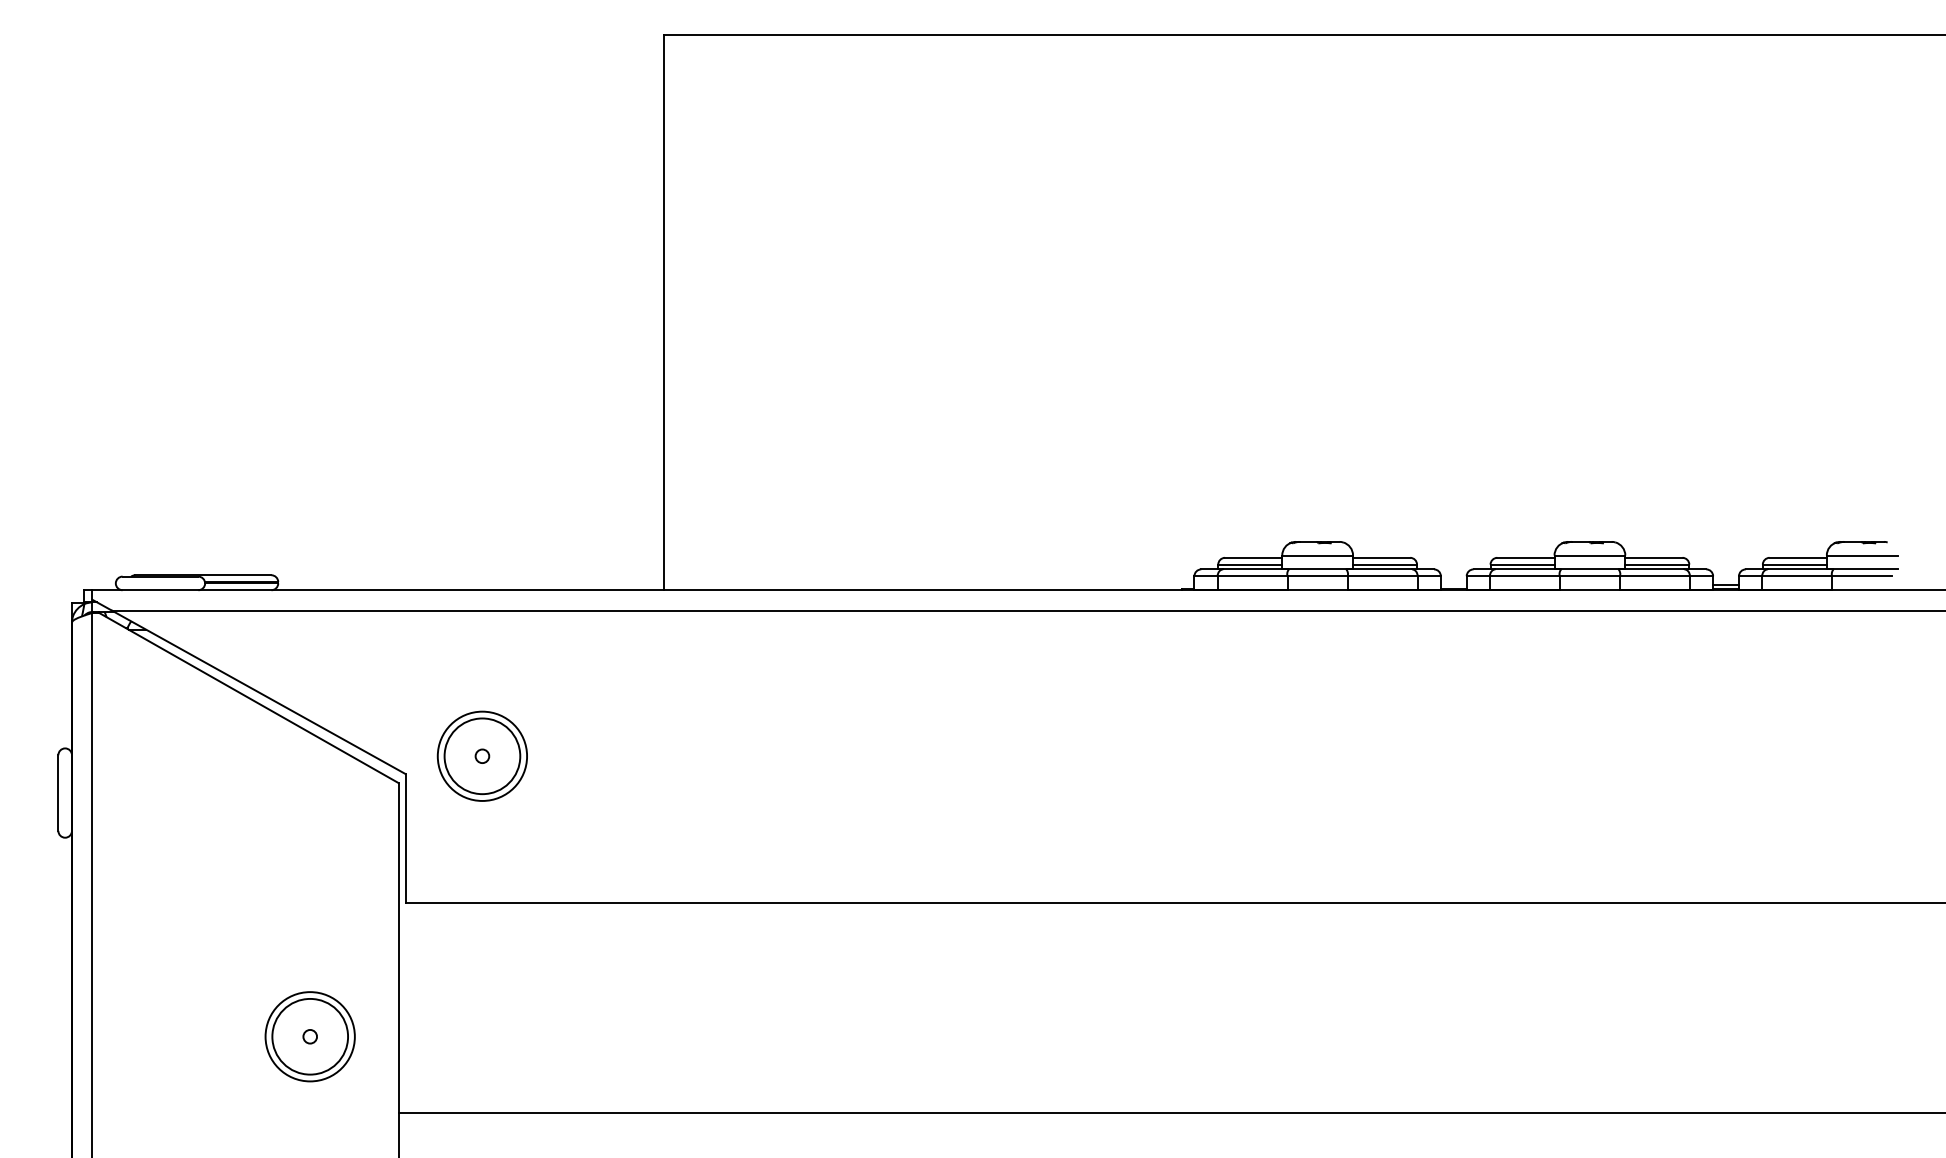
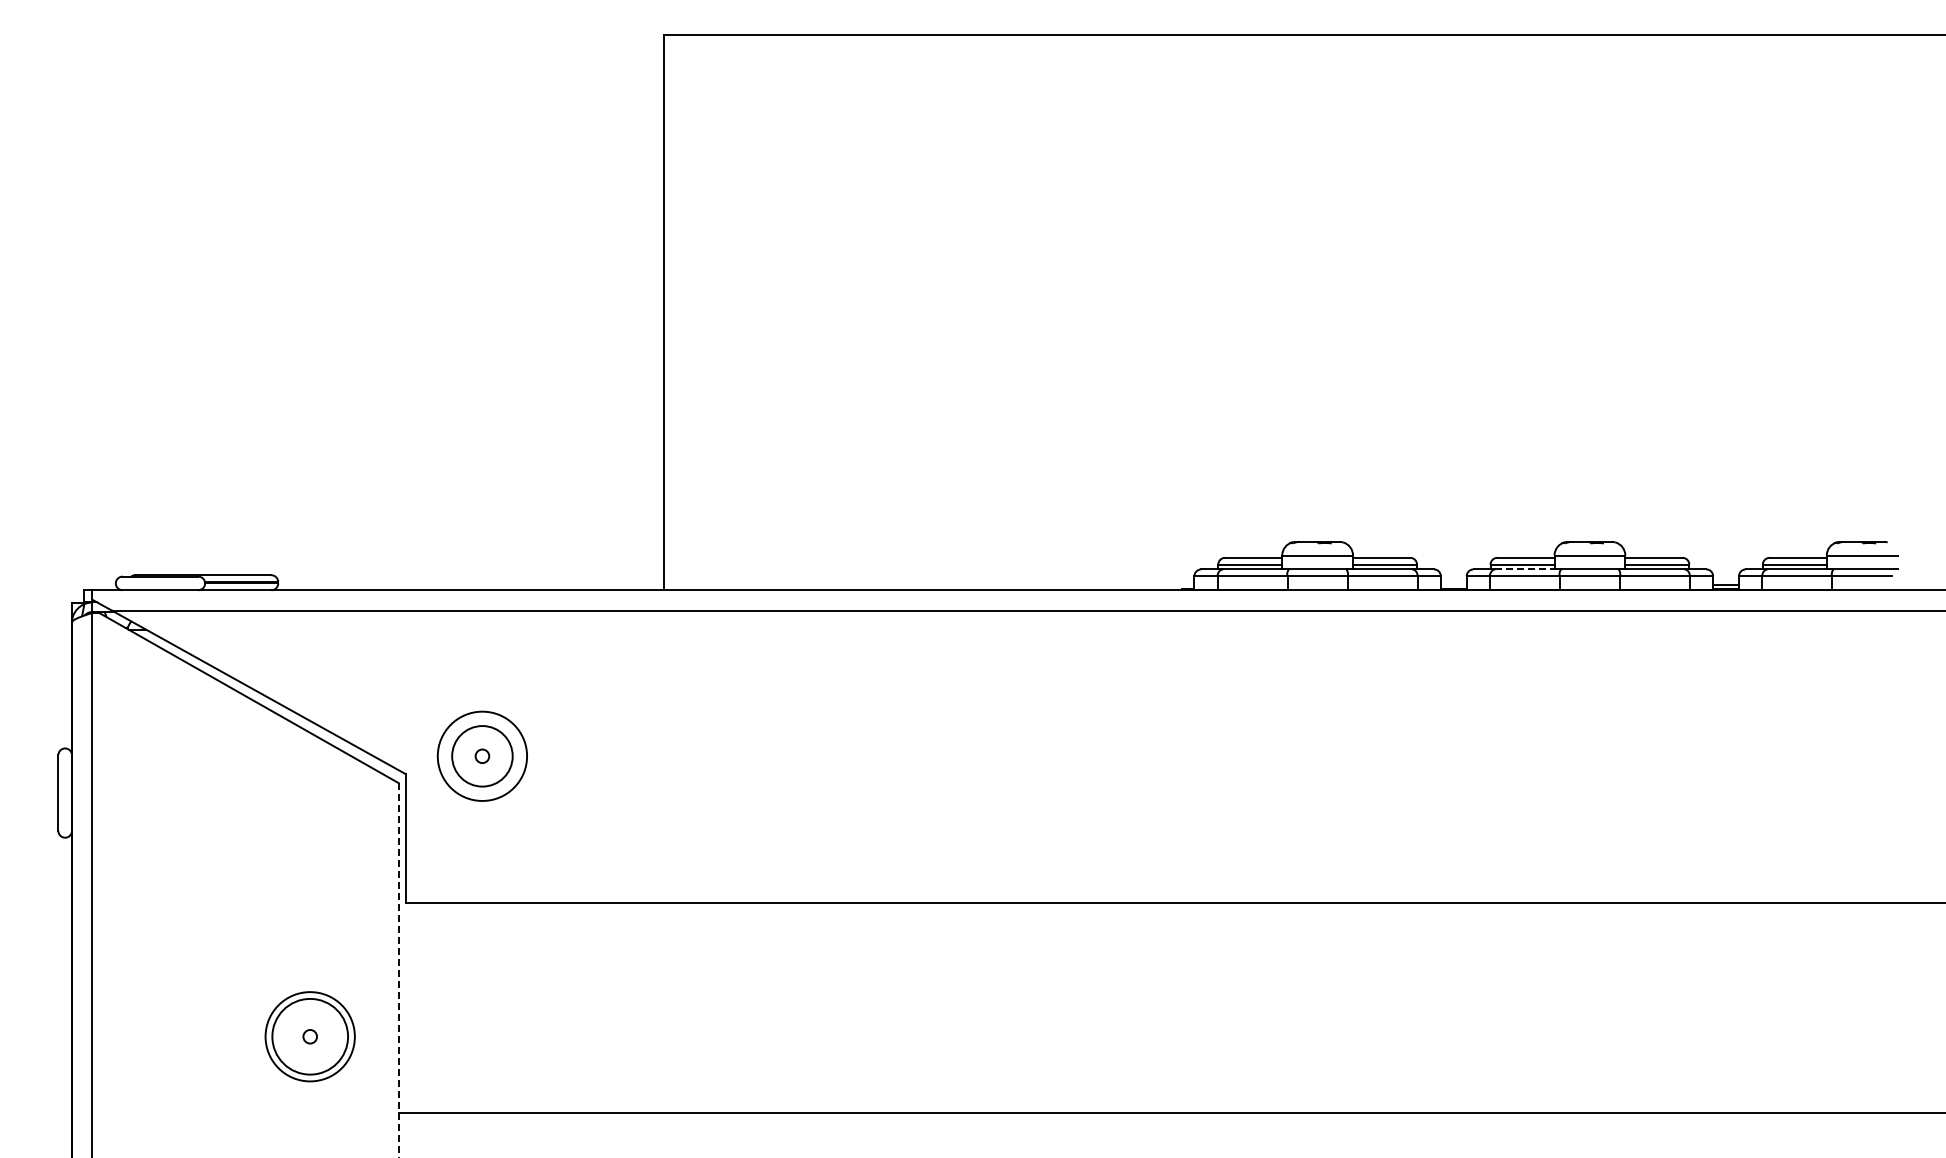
line: solid -> dashed (1528, 569)
circle diameter: 76 px -> 61 px (482, 756)
line: solid -> dashed (398, 969)
